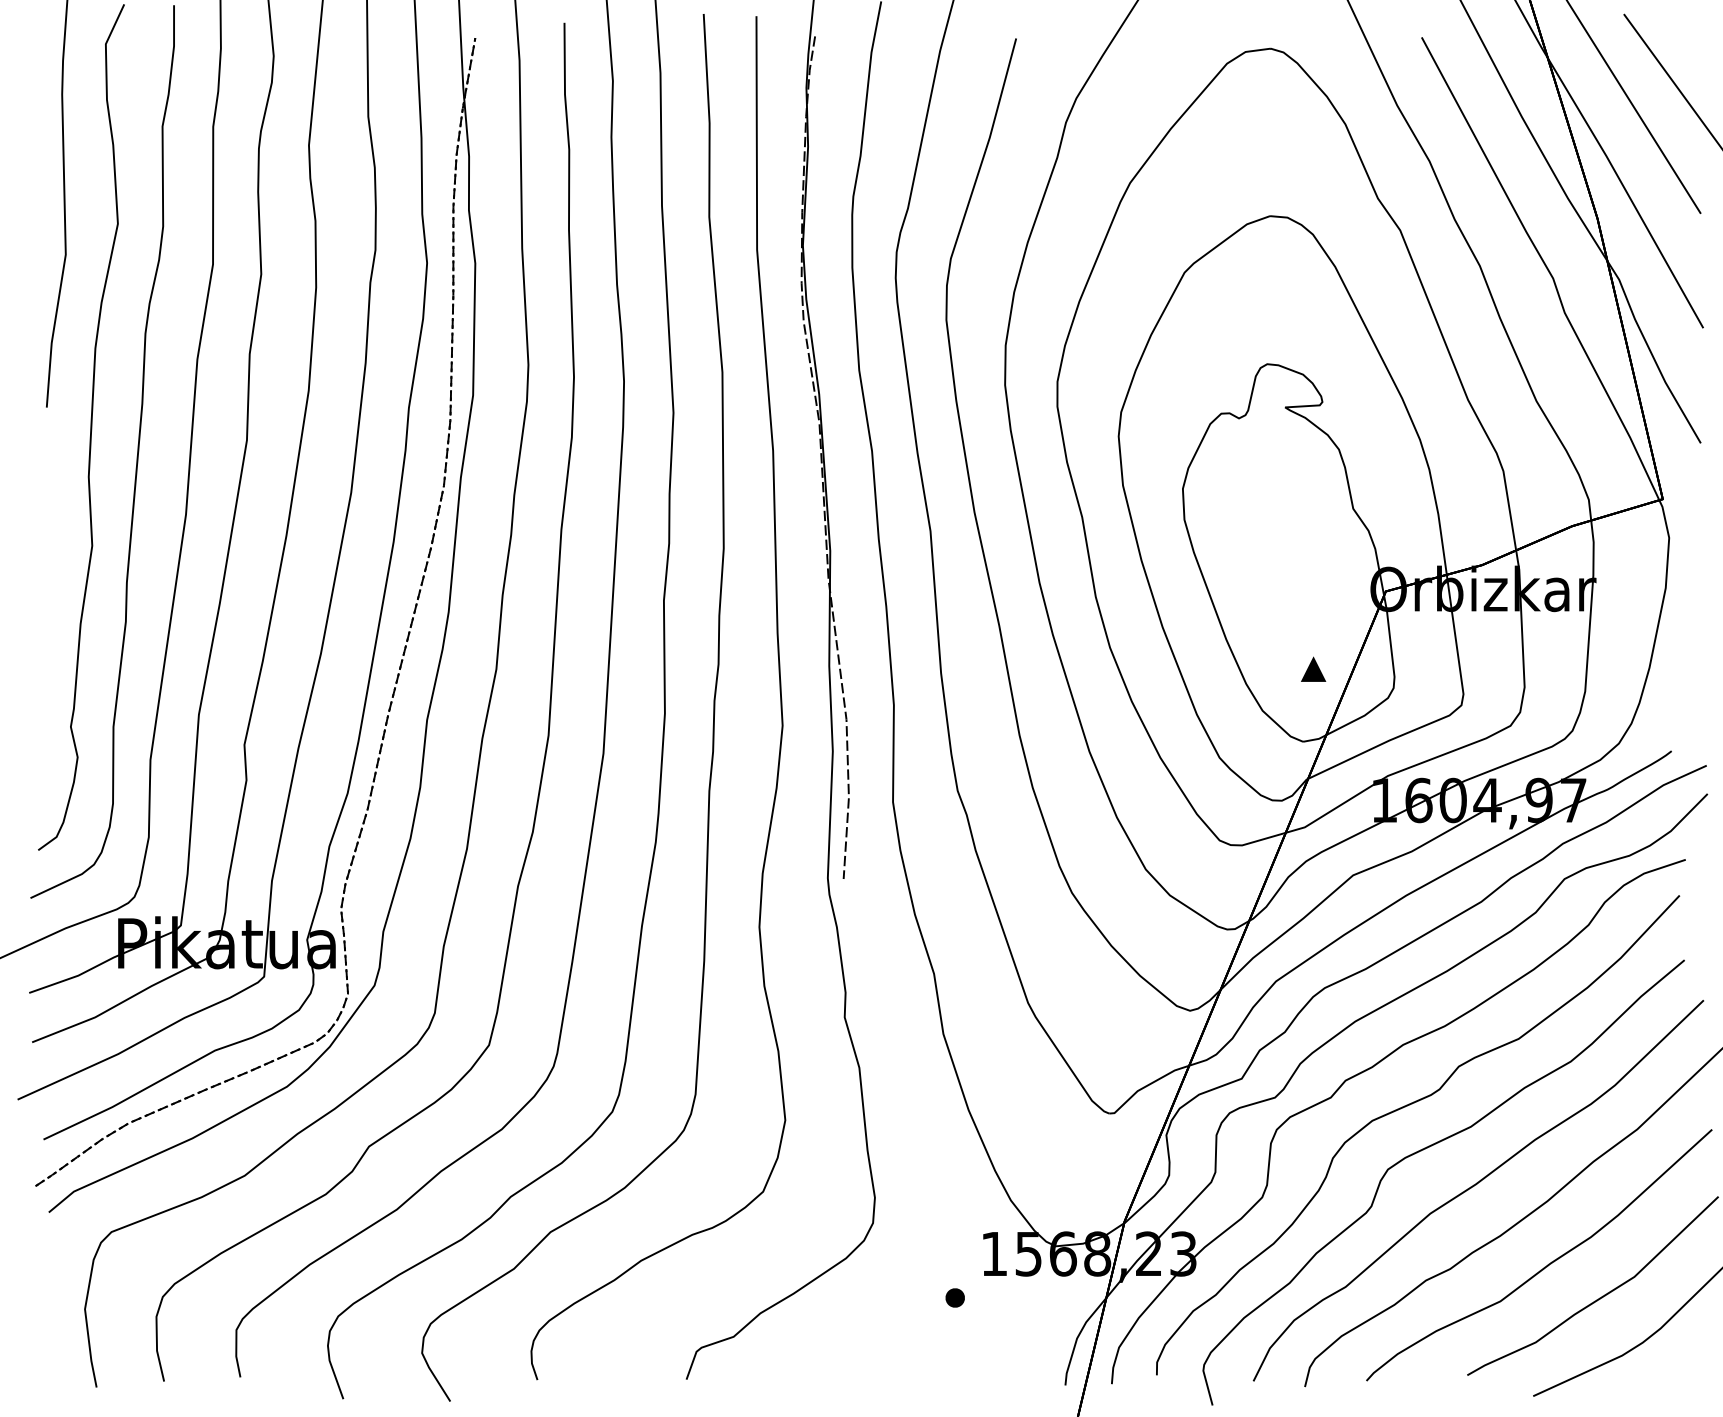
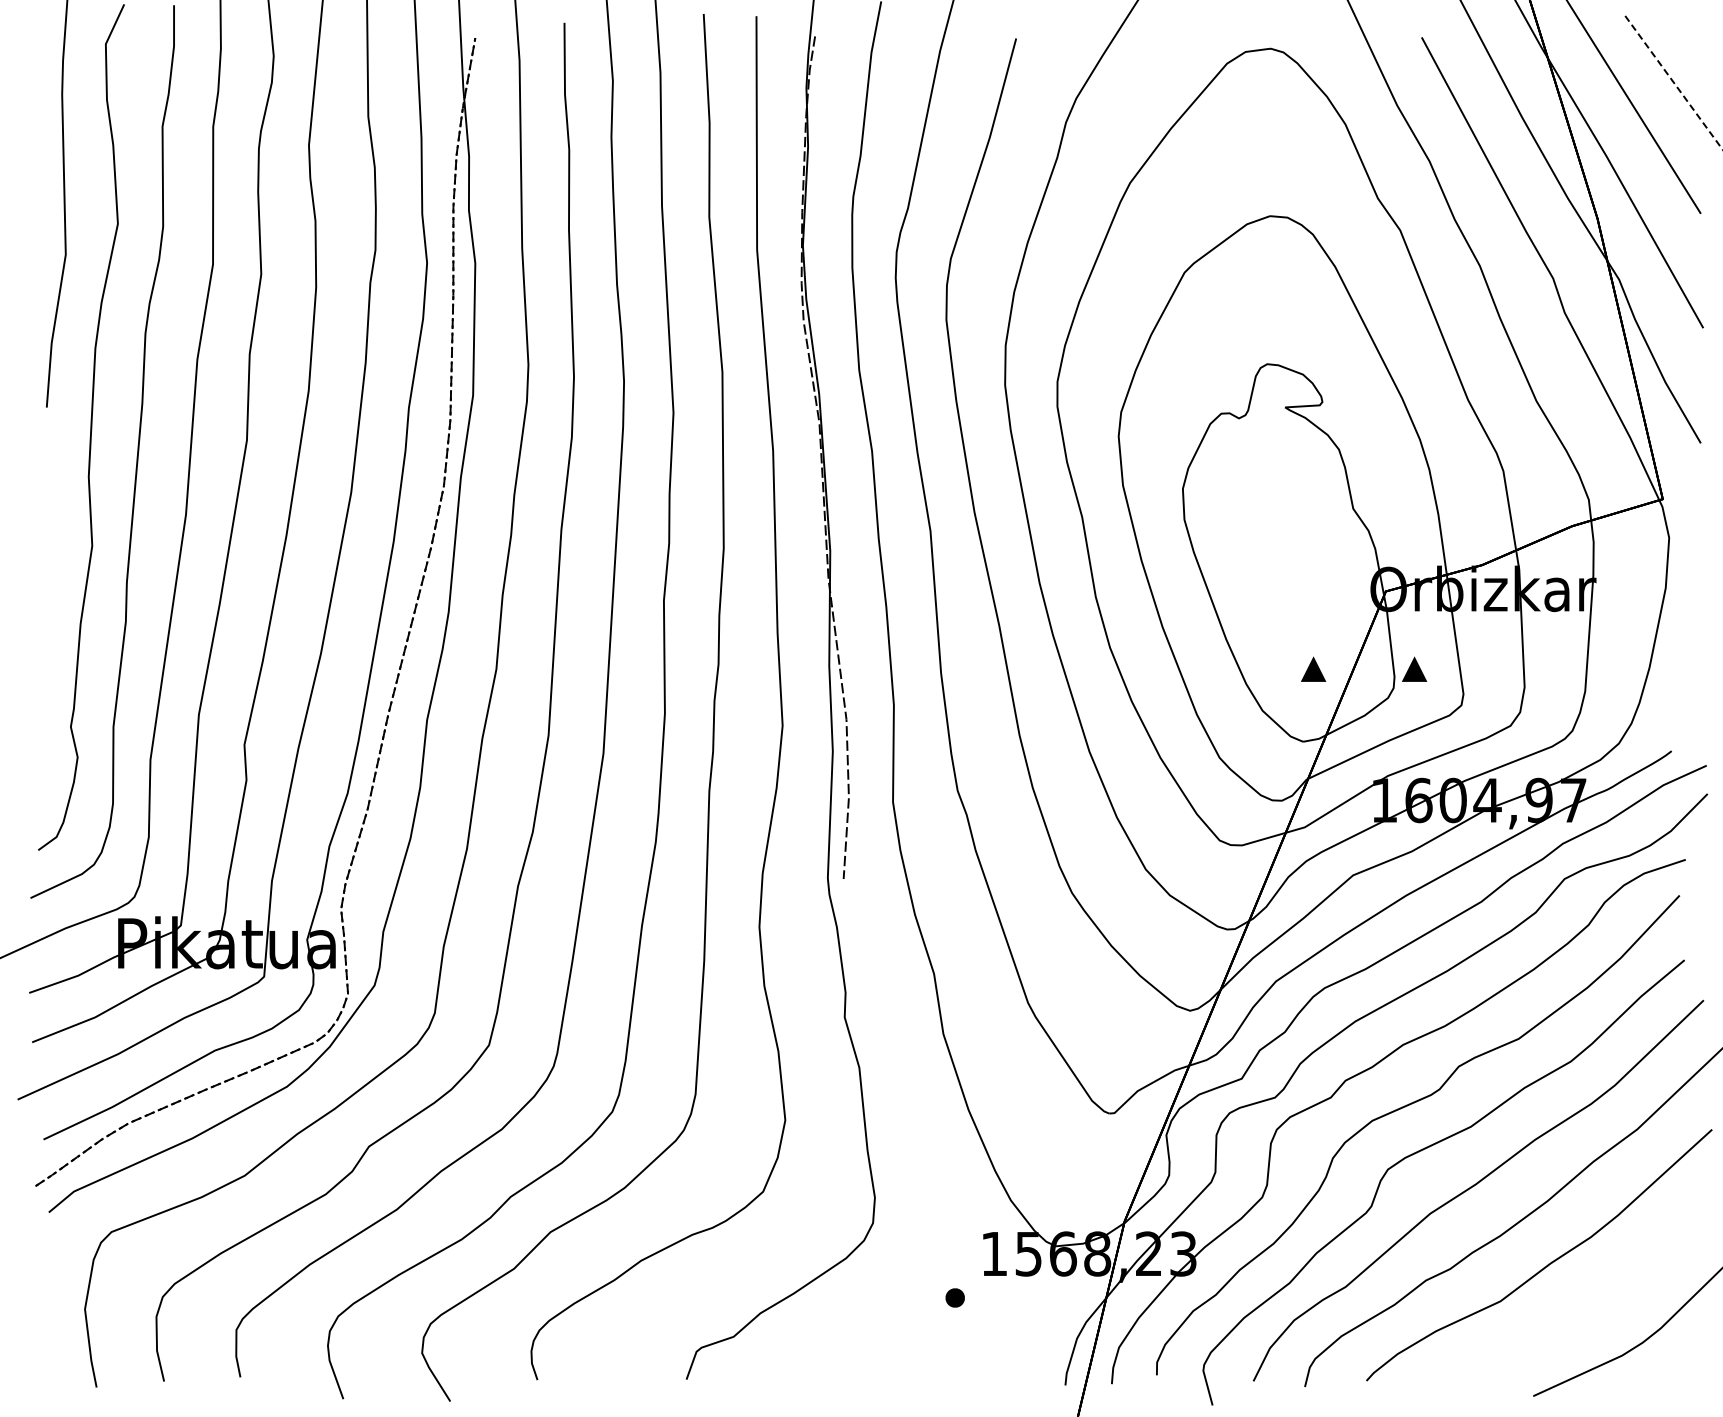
line: solid -> dashed (1673, 81)
part: none -> present (1414, 668)
curve: present -> none (1599, 1297)
